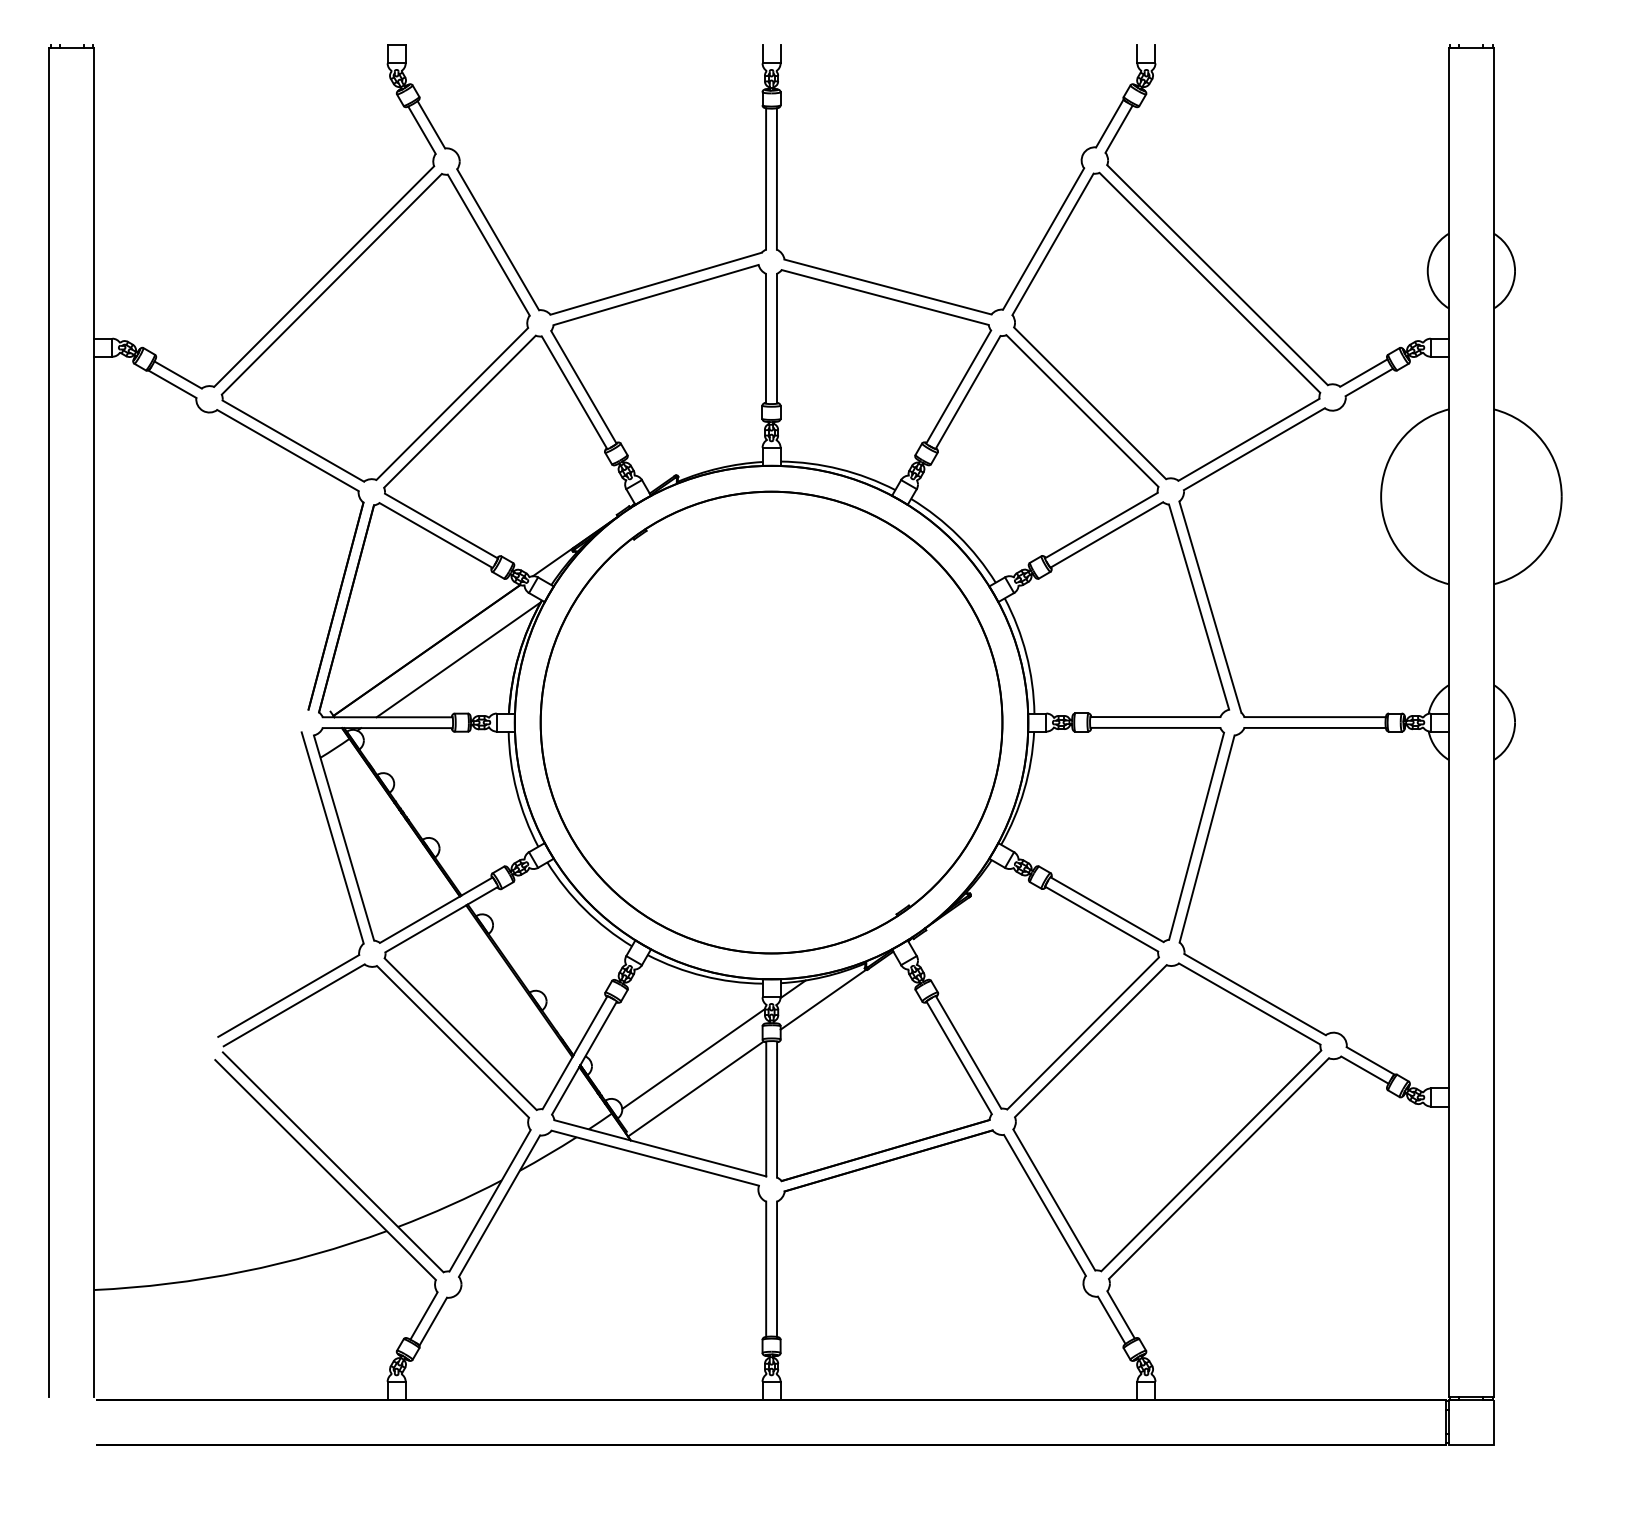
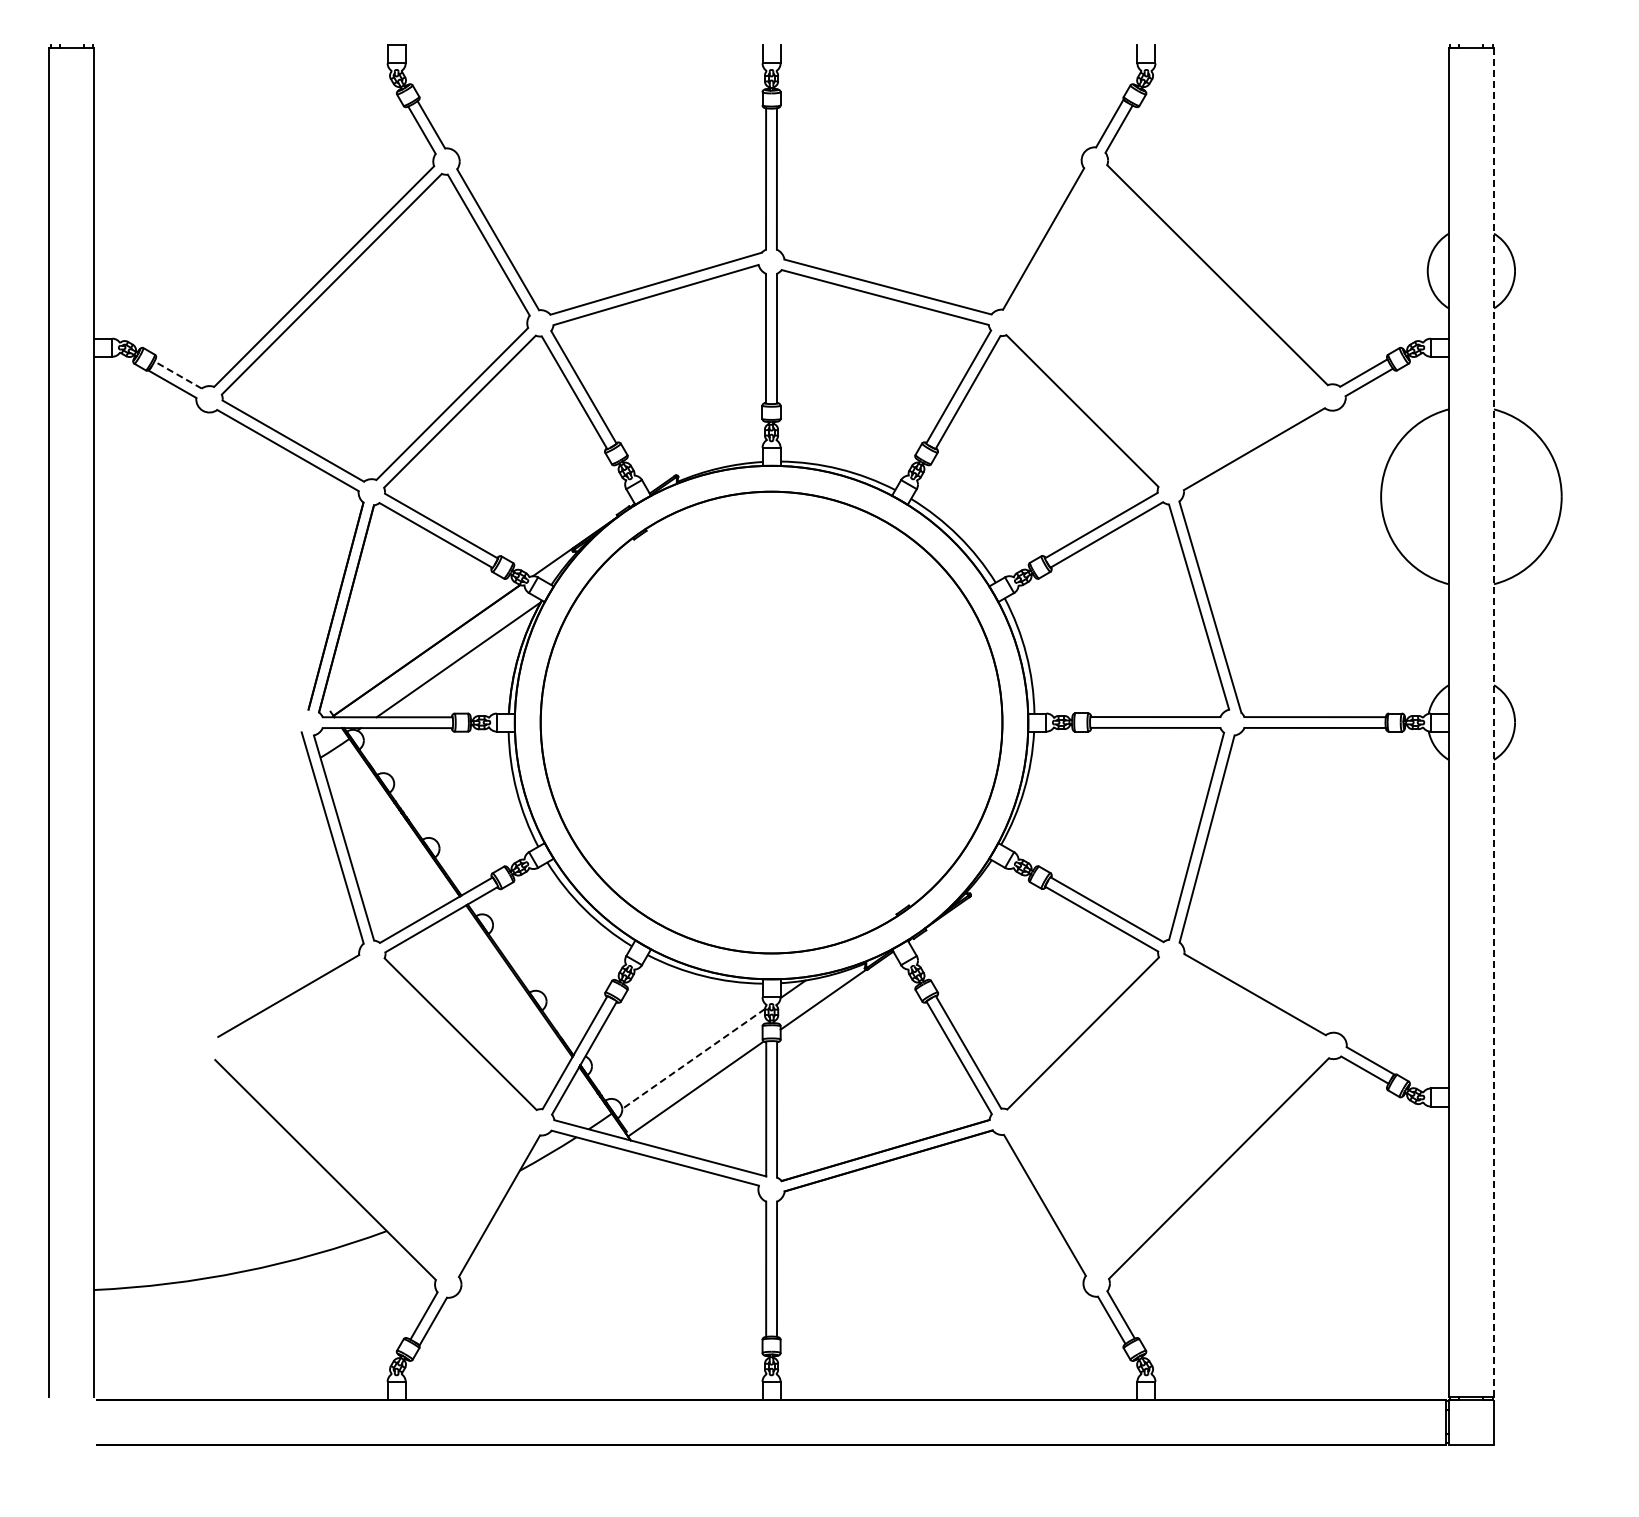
part: present -> none (1166, 326)
line: solid -> dashed (177, 374)
line: solid -> dashed (1493, 722)
line: solid -> dashed (693, 1059)
part: present -> none (1167, 1117)
part: present -> none (333, 1161)
